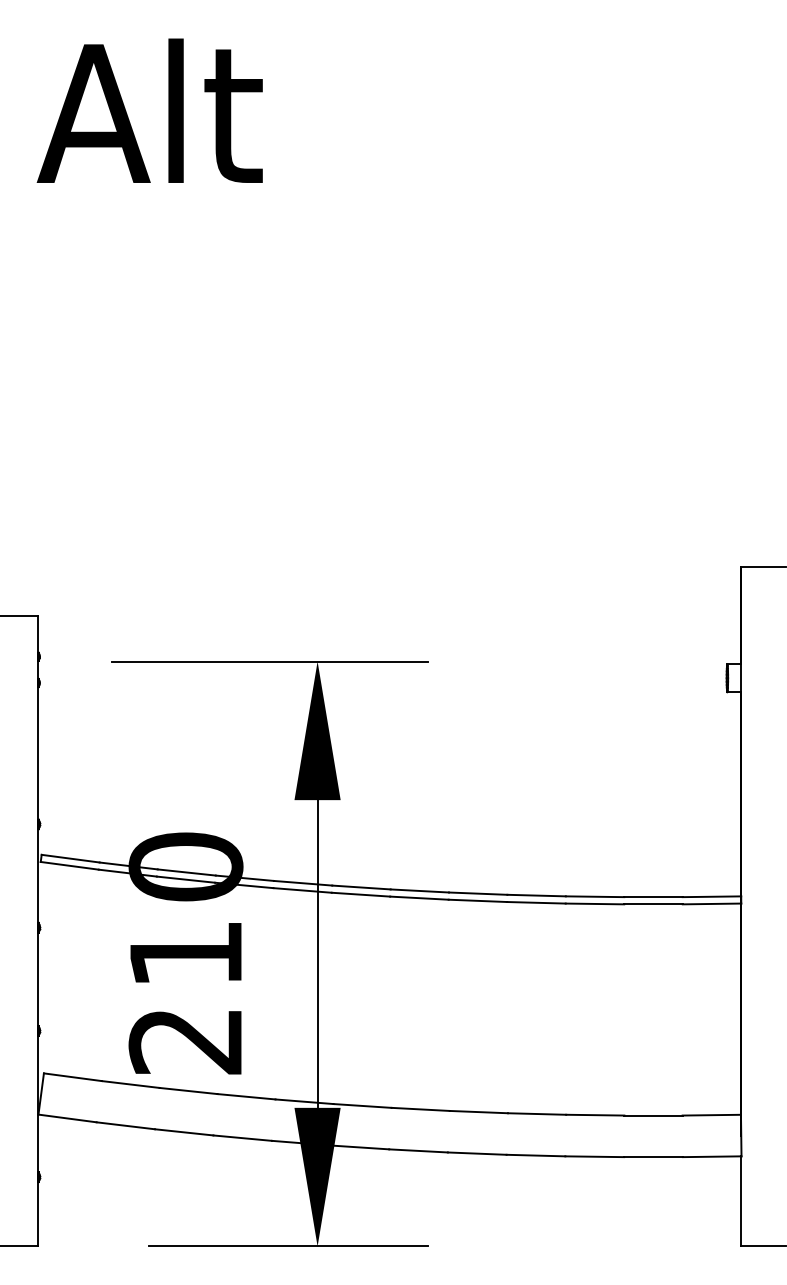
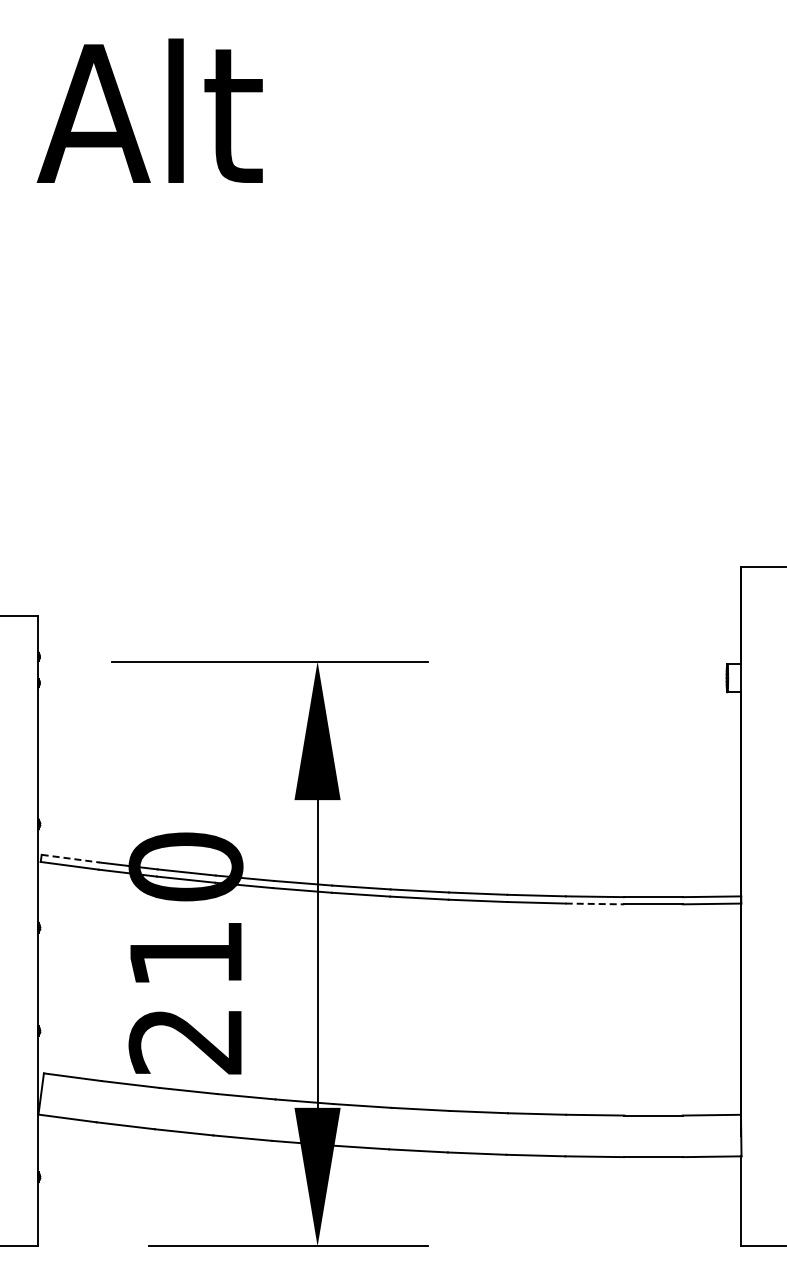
line: solid -> dashed (71, 858)
line: solid -> dashed (595, 903)
